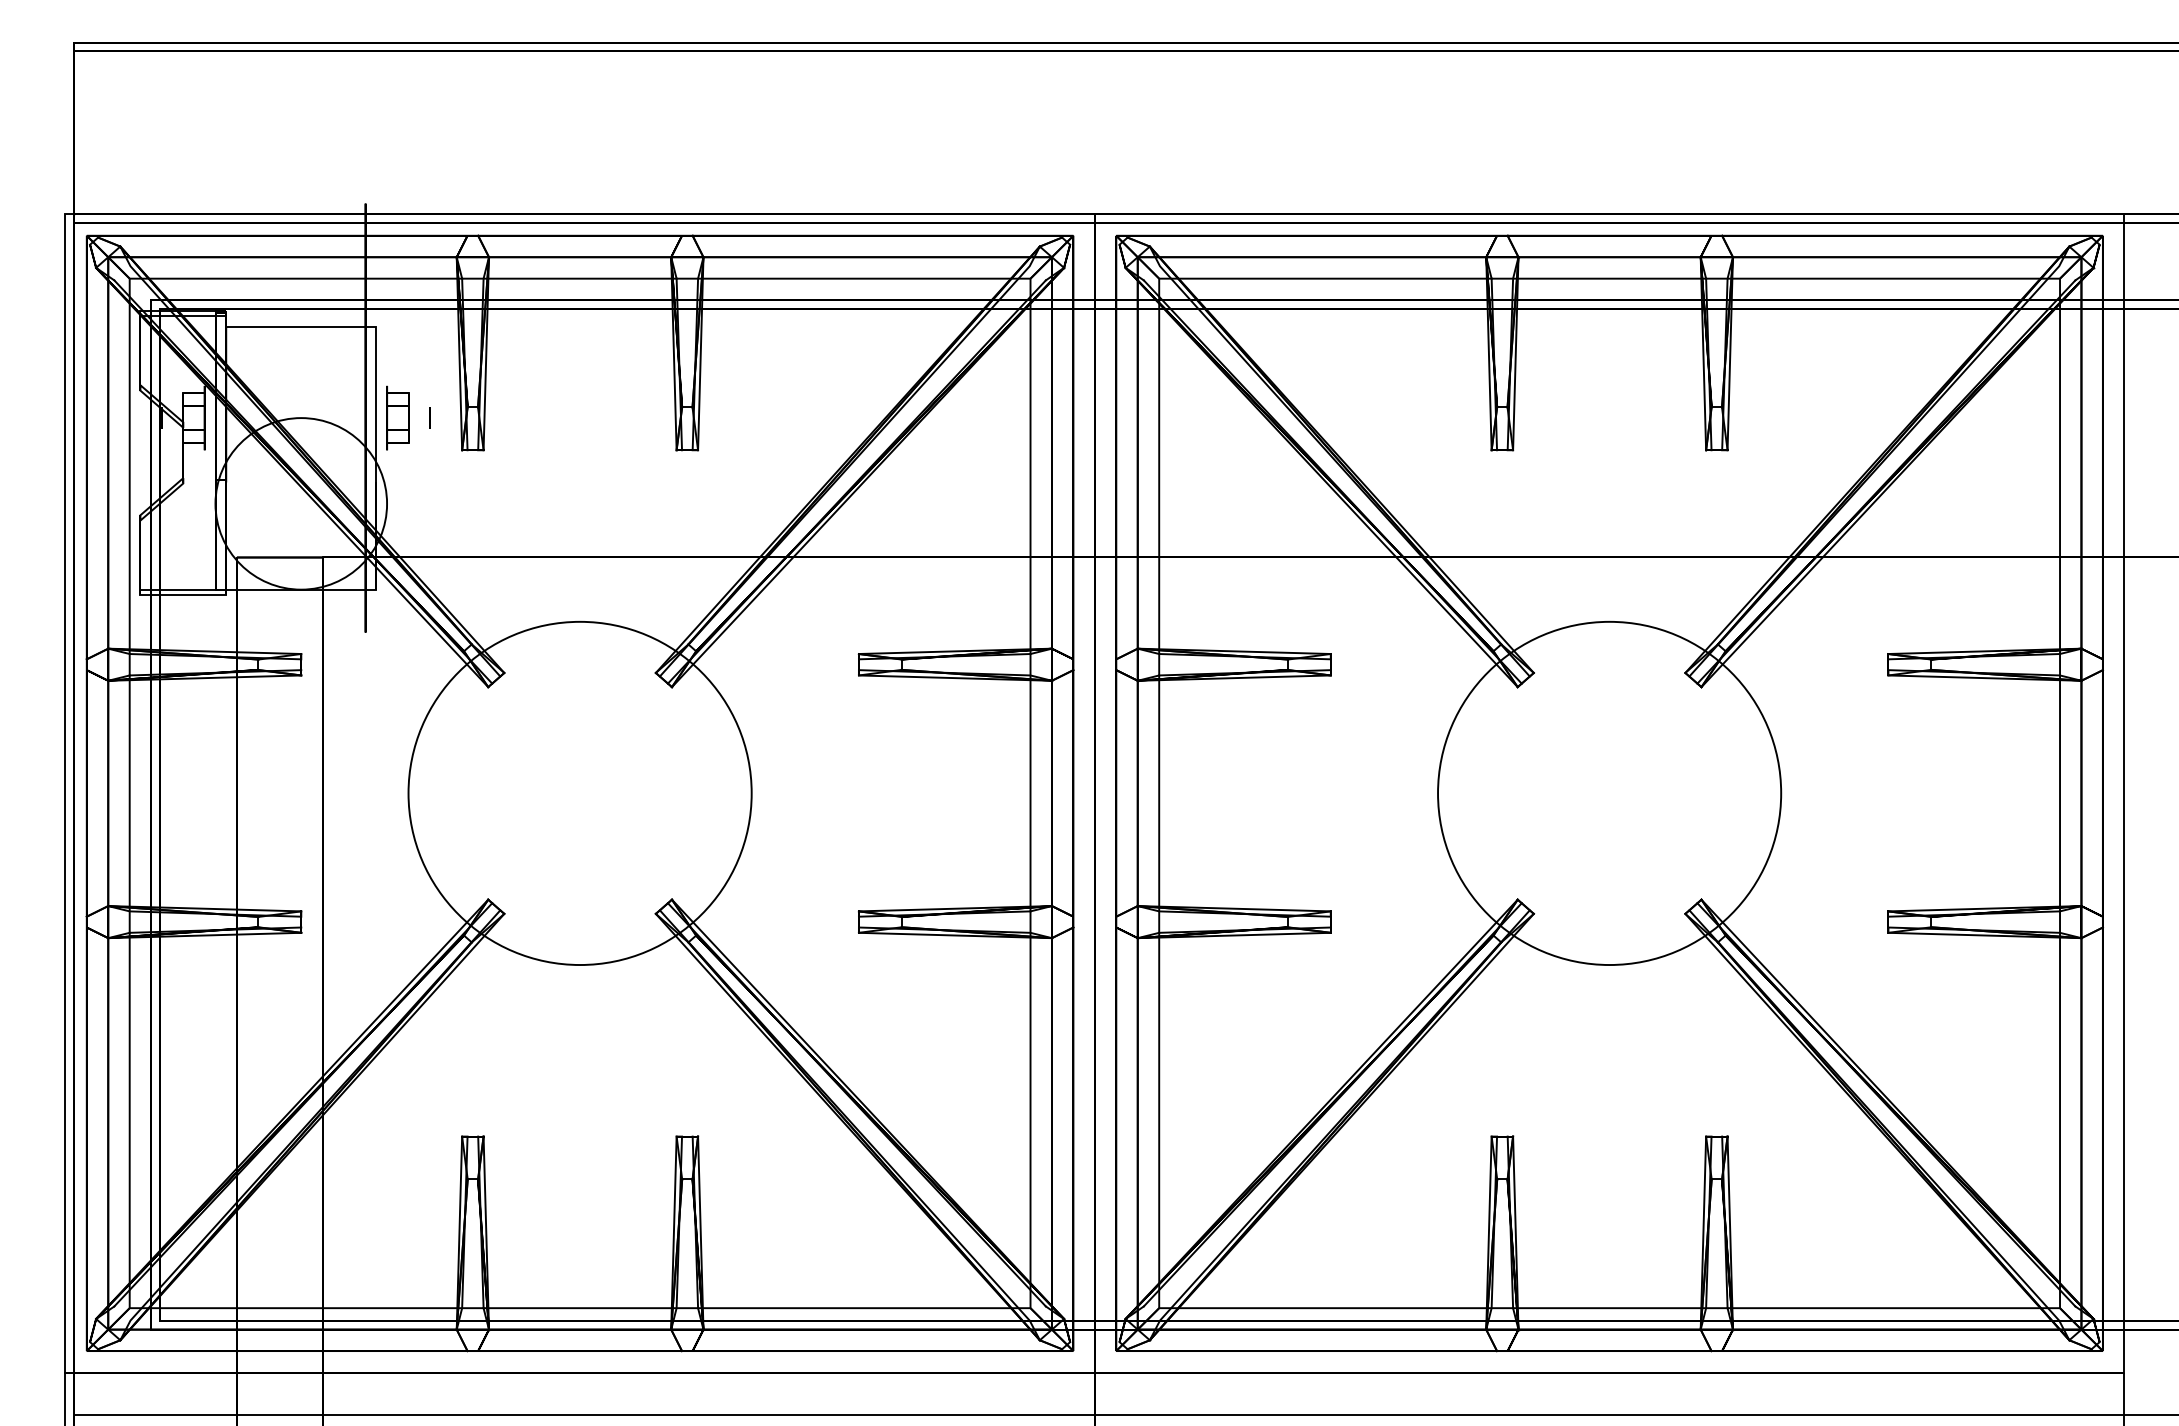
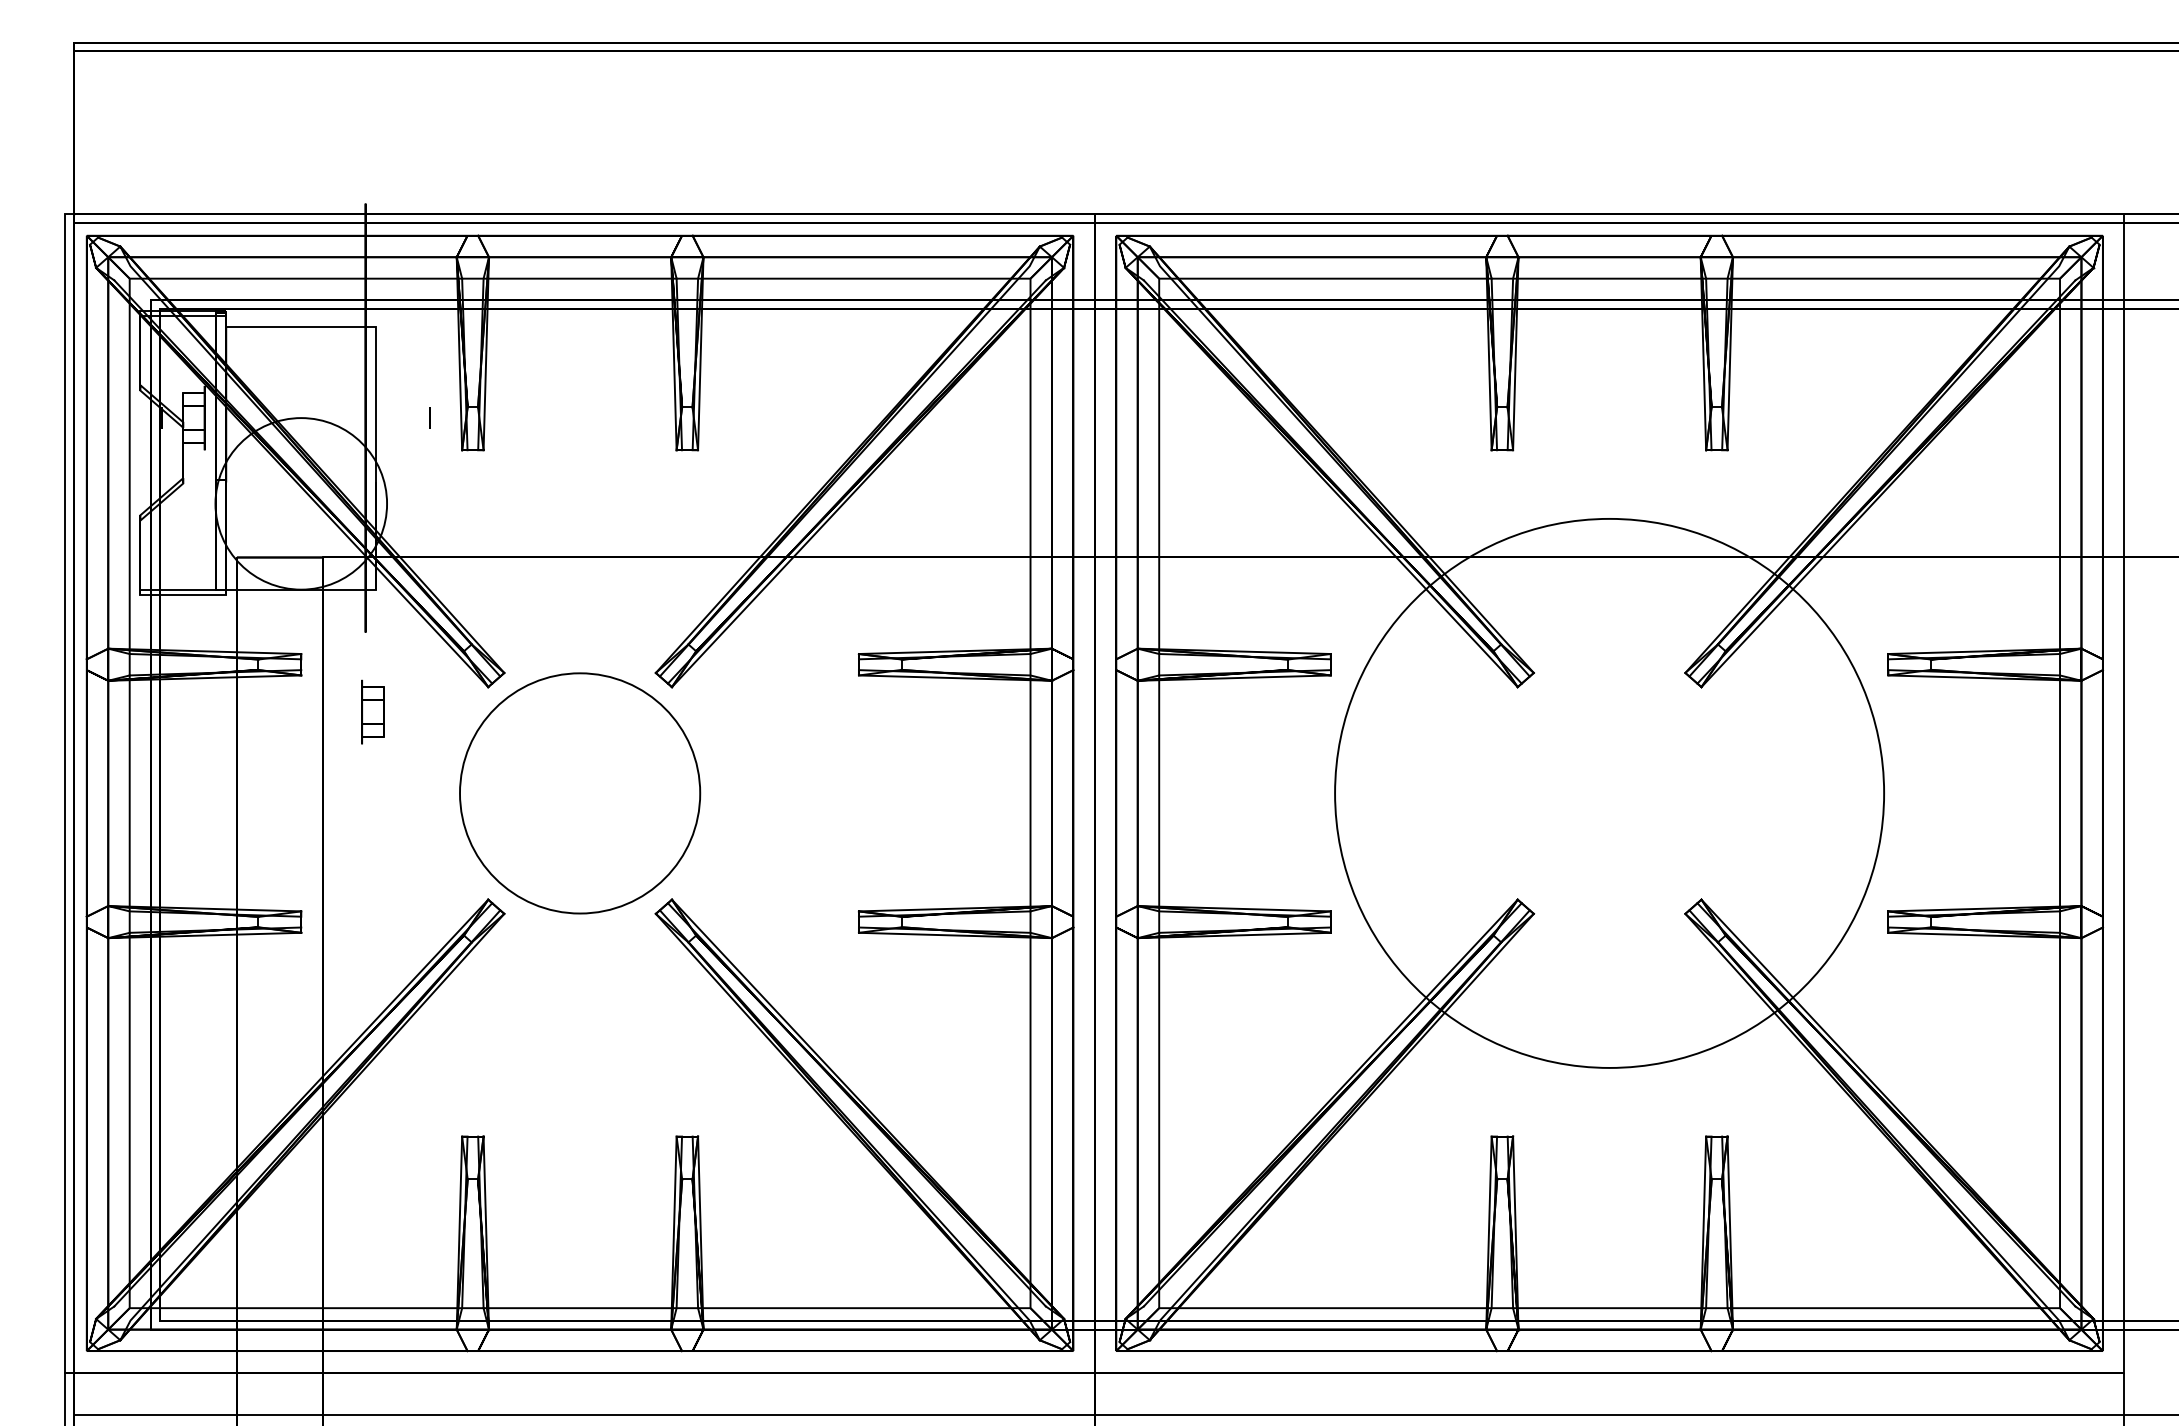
part position: (397, 417) -> (372, 711) (372, 711)
circle diameter: 343 px -> 240 px (580, 793)
circle diameter: 343 px -> 549 px (1609, 792)
